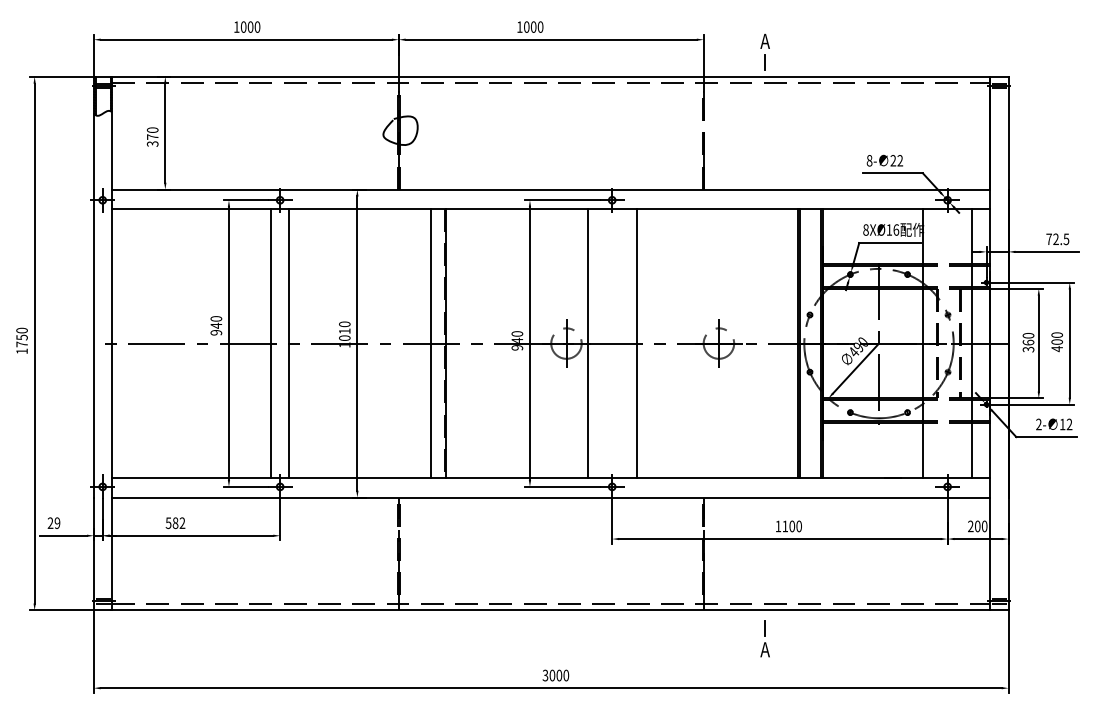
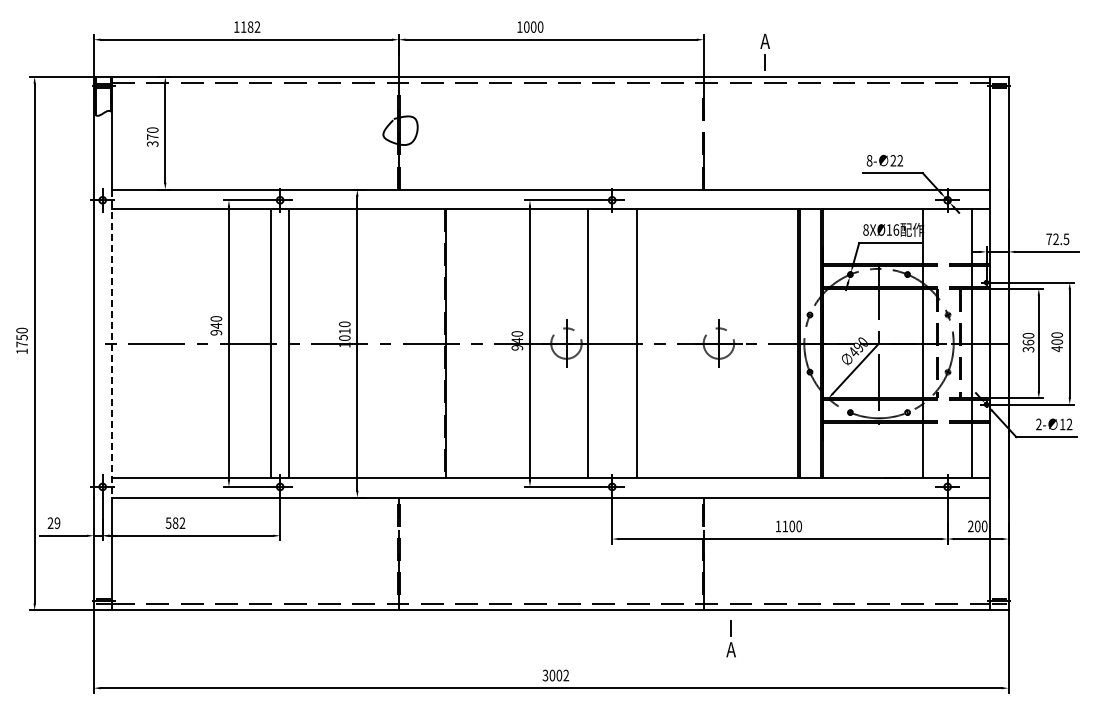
text: 1000 -> 1182 (250, 26)
line: solid -> dashed (112, 343)
line: present -> none (430, 343)
part position: (764, 638) -> (730, 638) (730, 638)
text: 3000 -> 3002 (566, 675)
